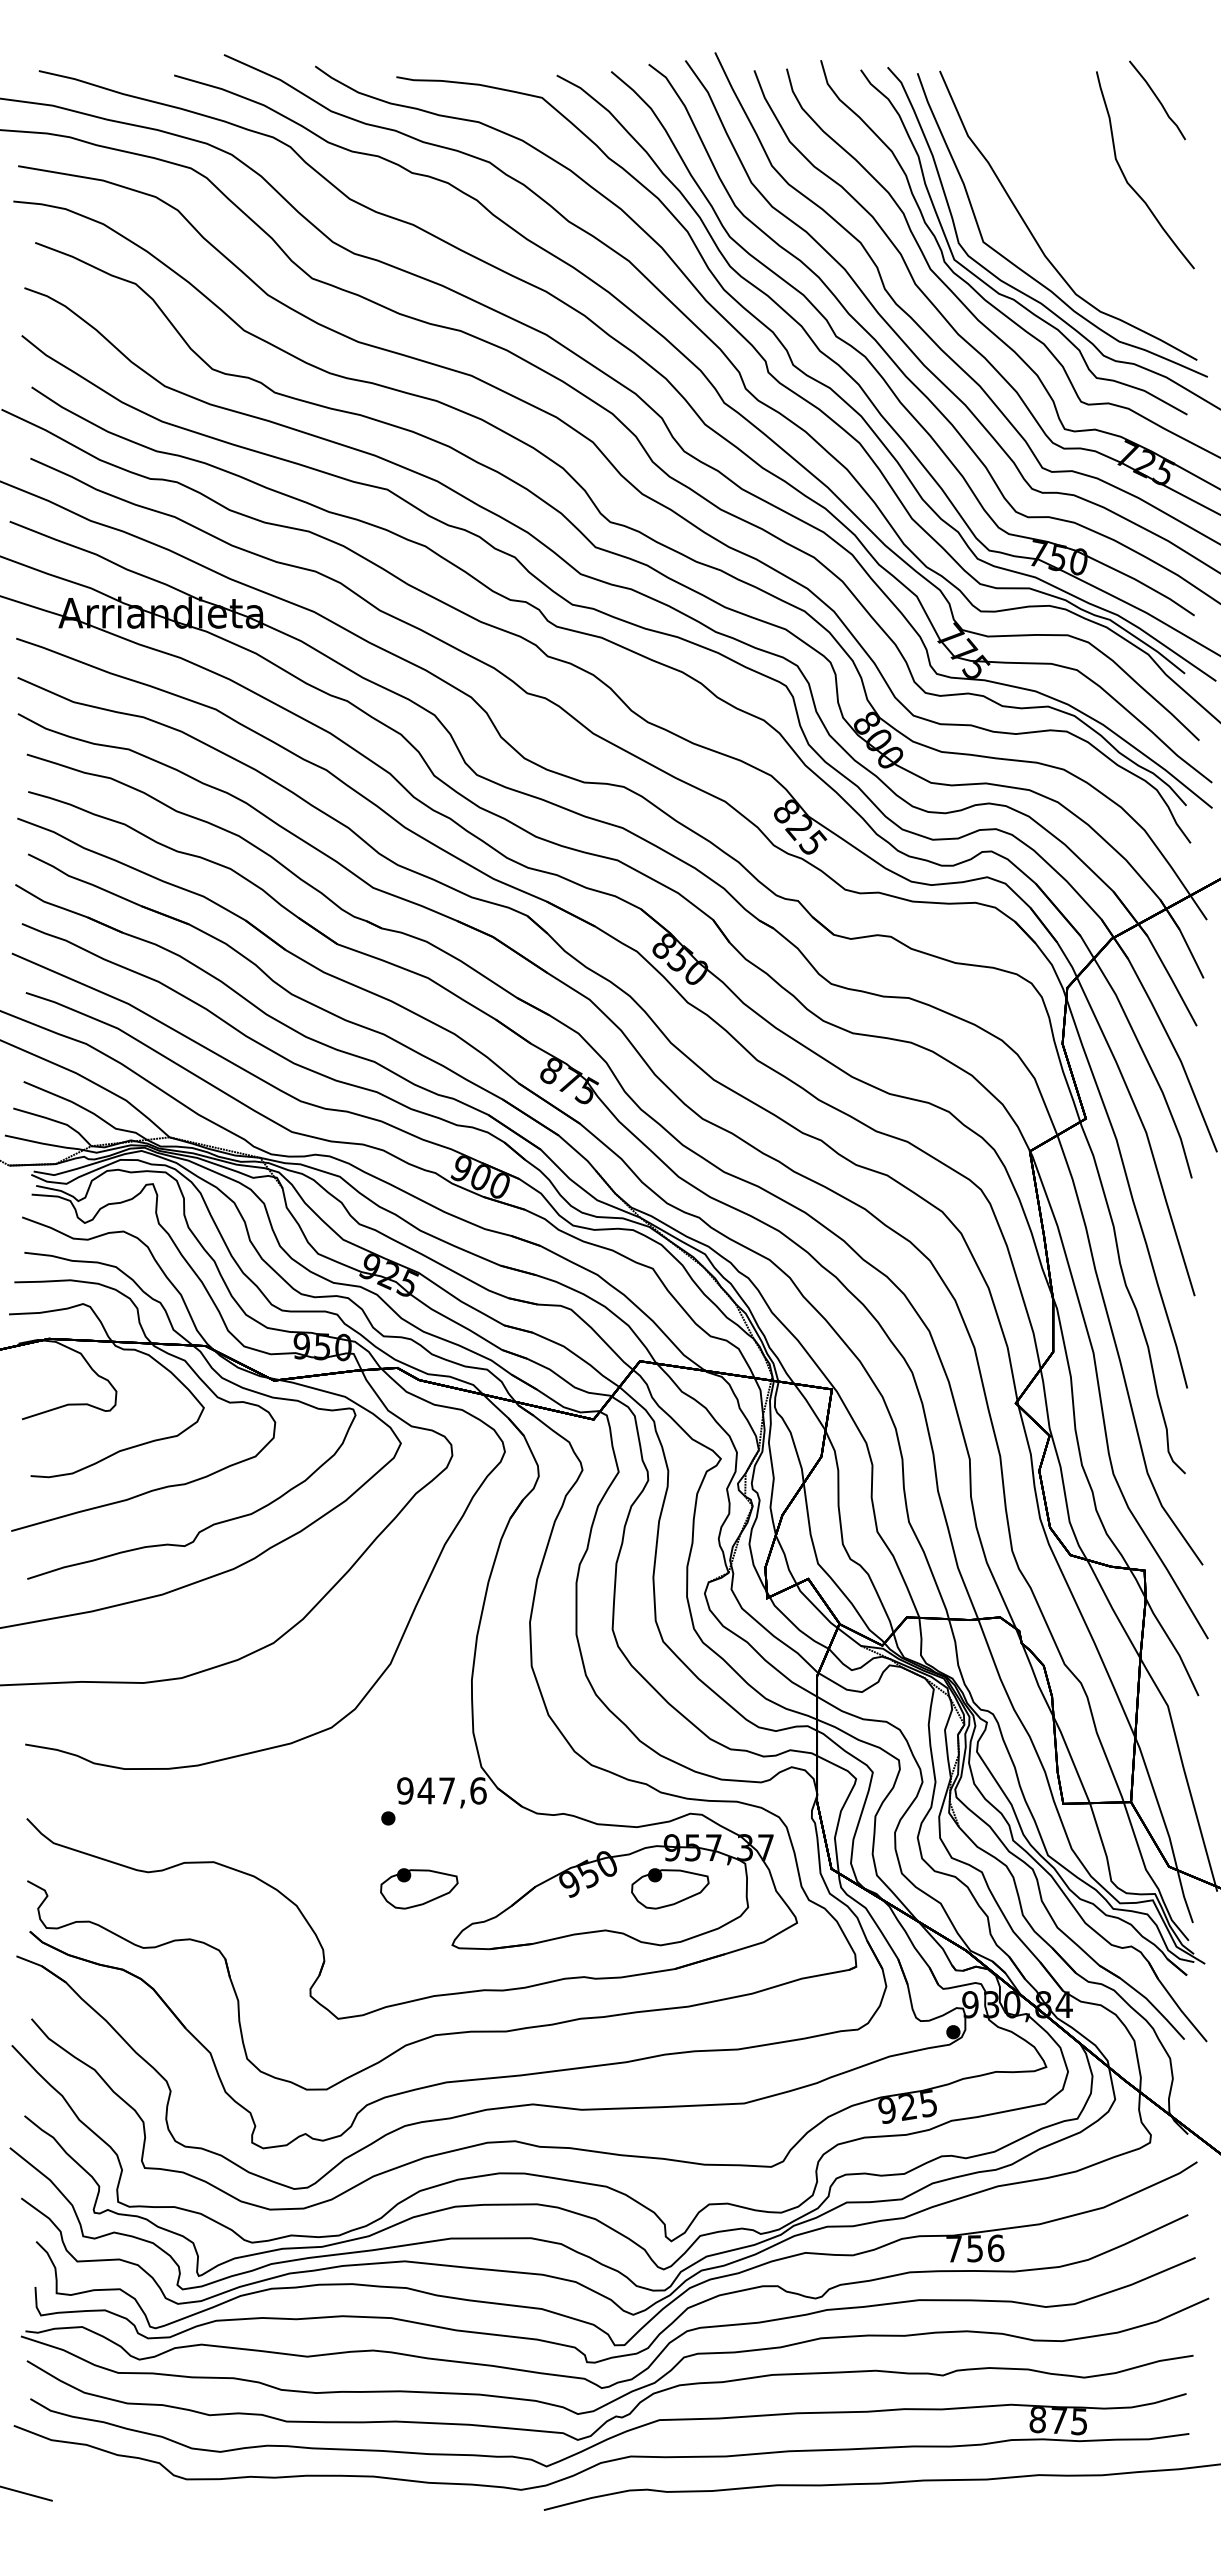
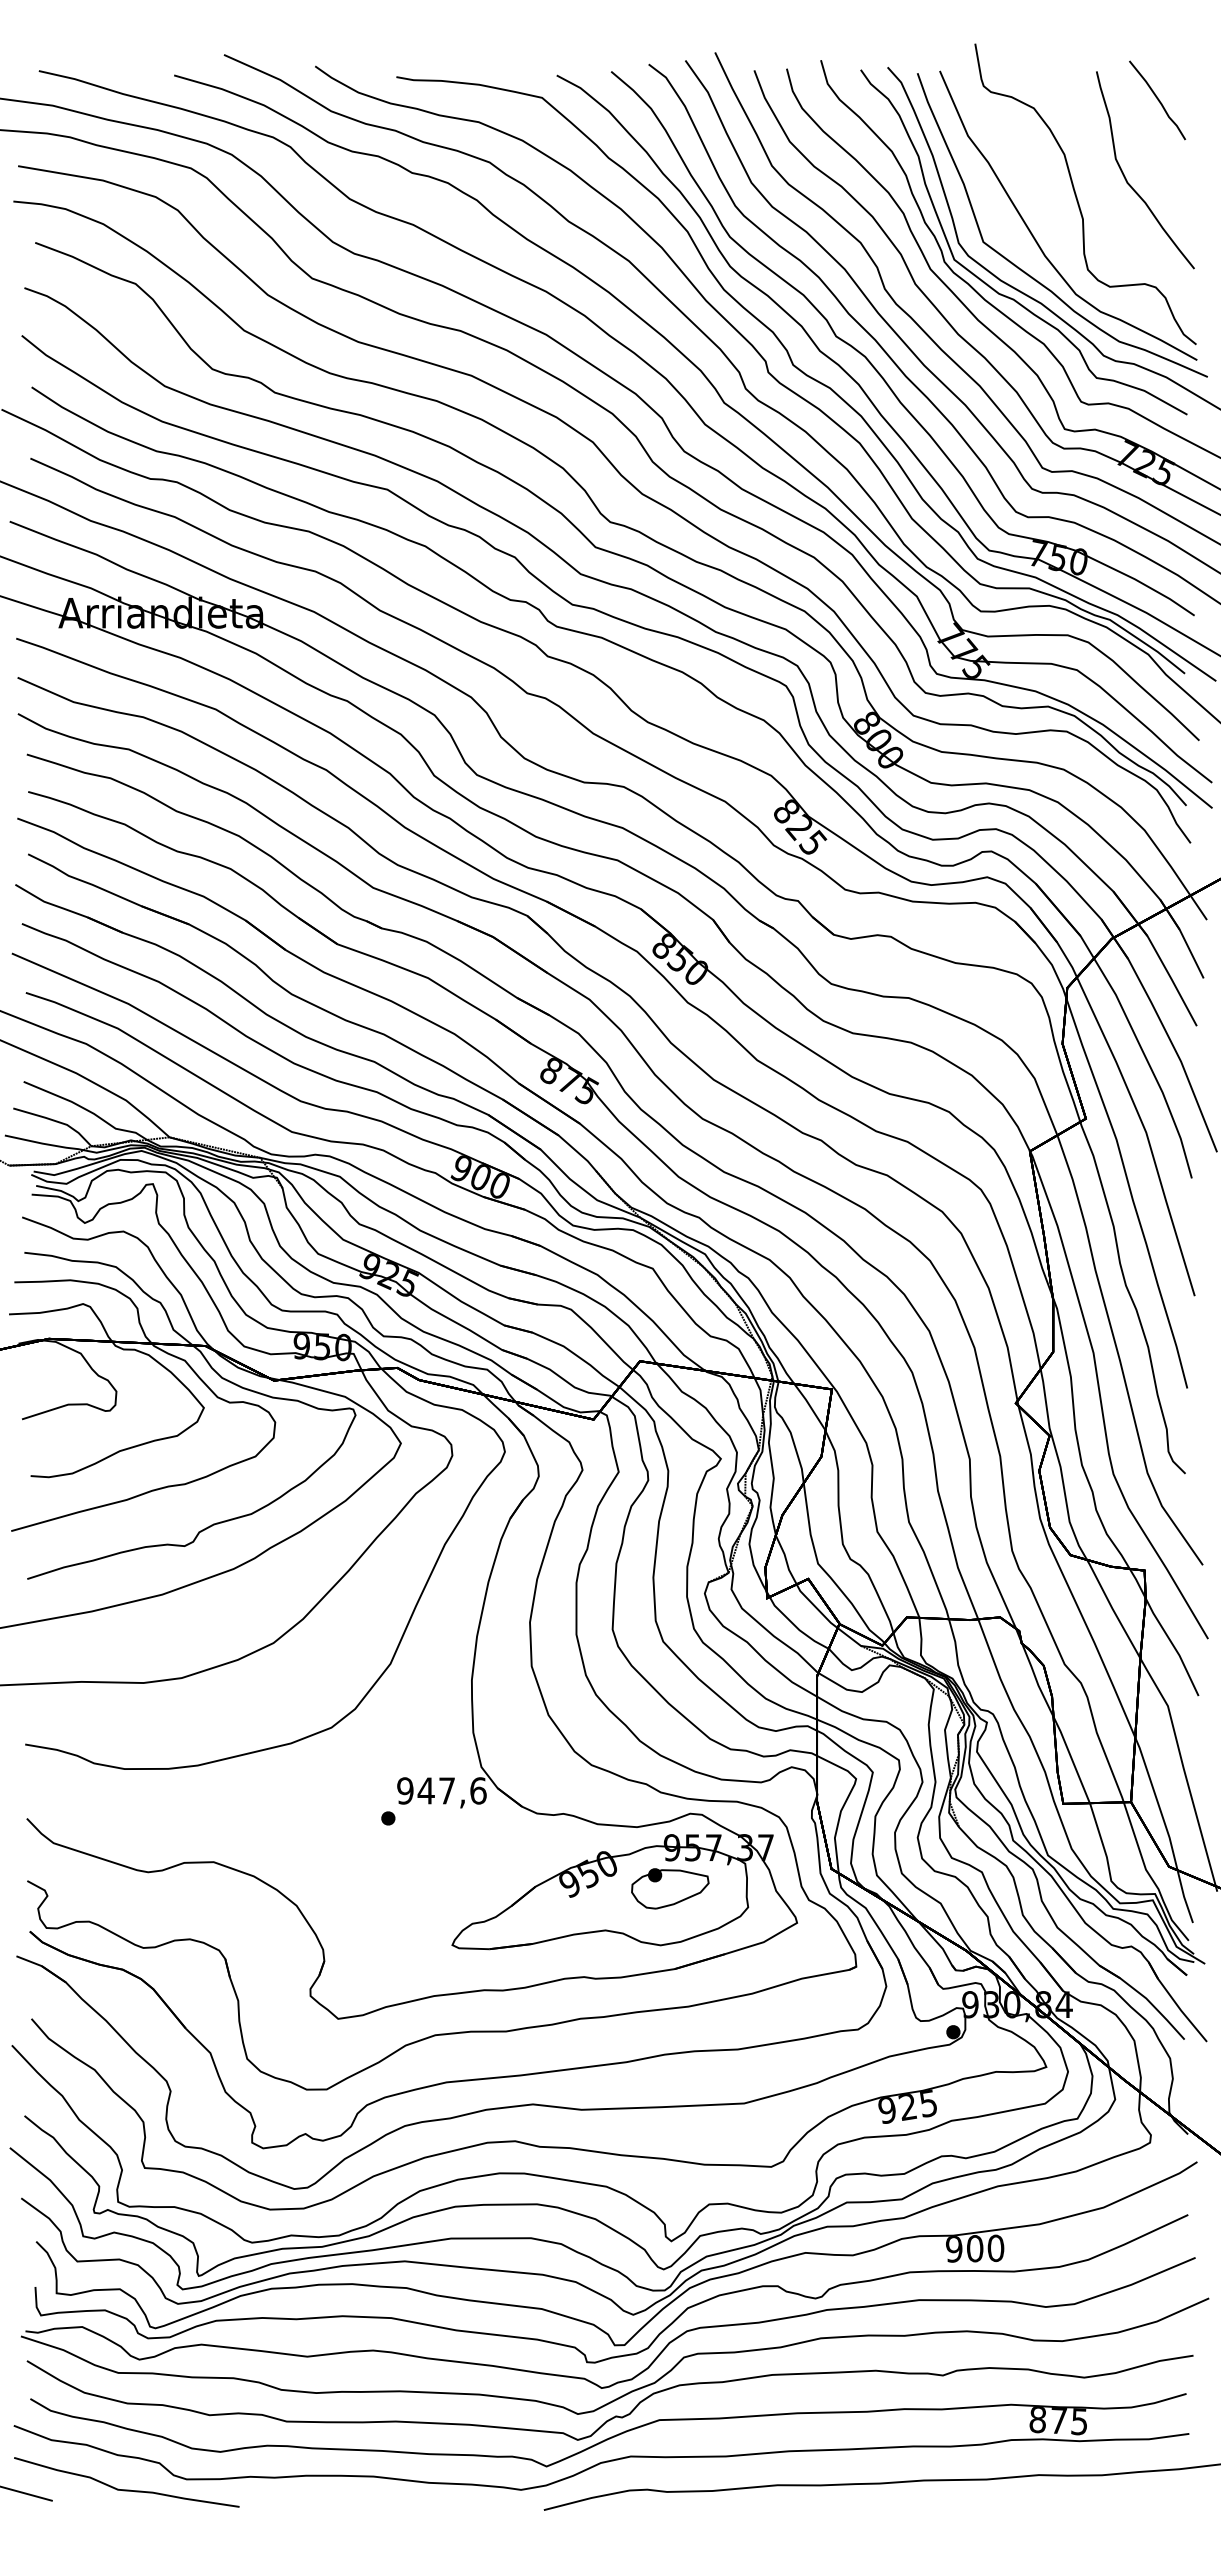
curve: none -> present (1077, 196)
part: present -> none (419, 1888)
text: 756 -> 900 (975, 2248)
curve: none -> present (126, 2489)
